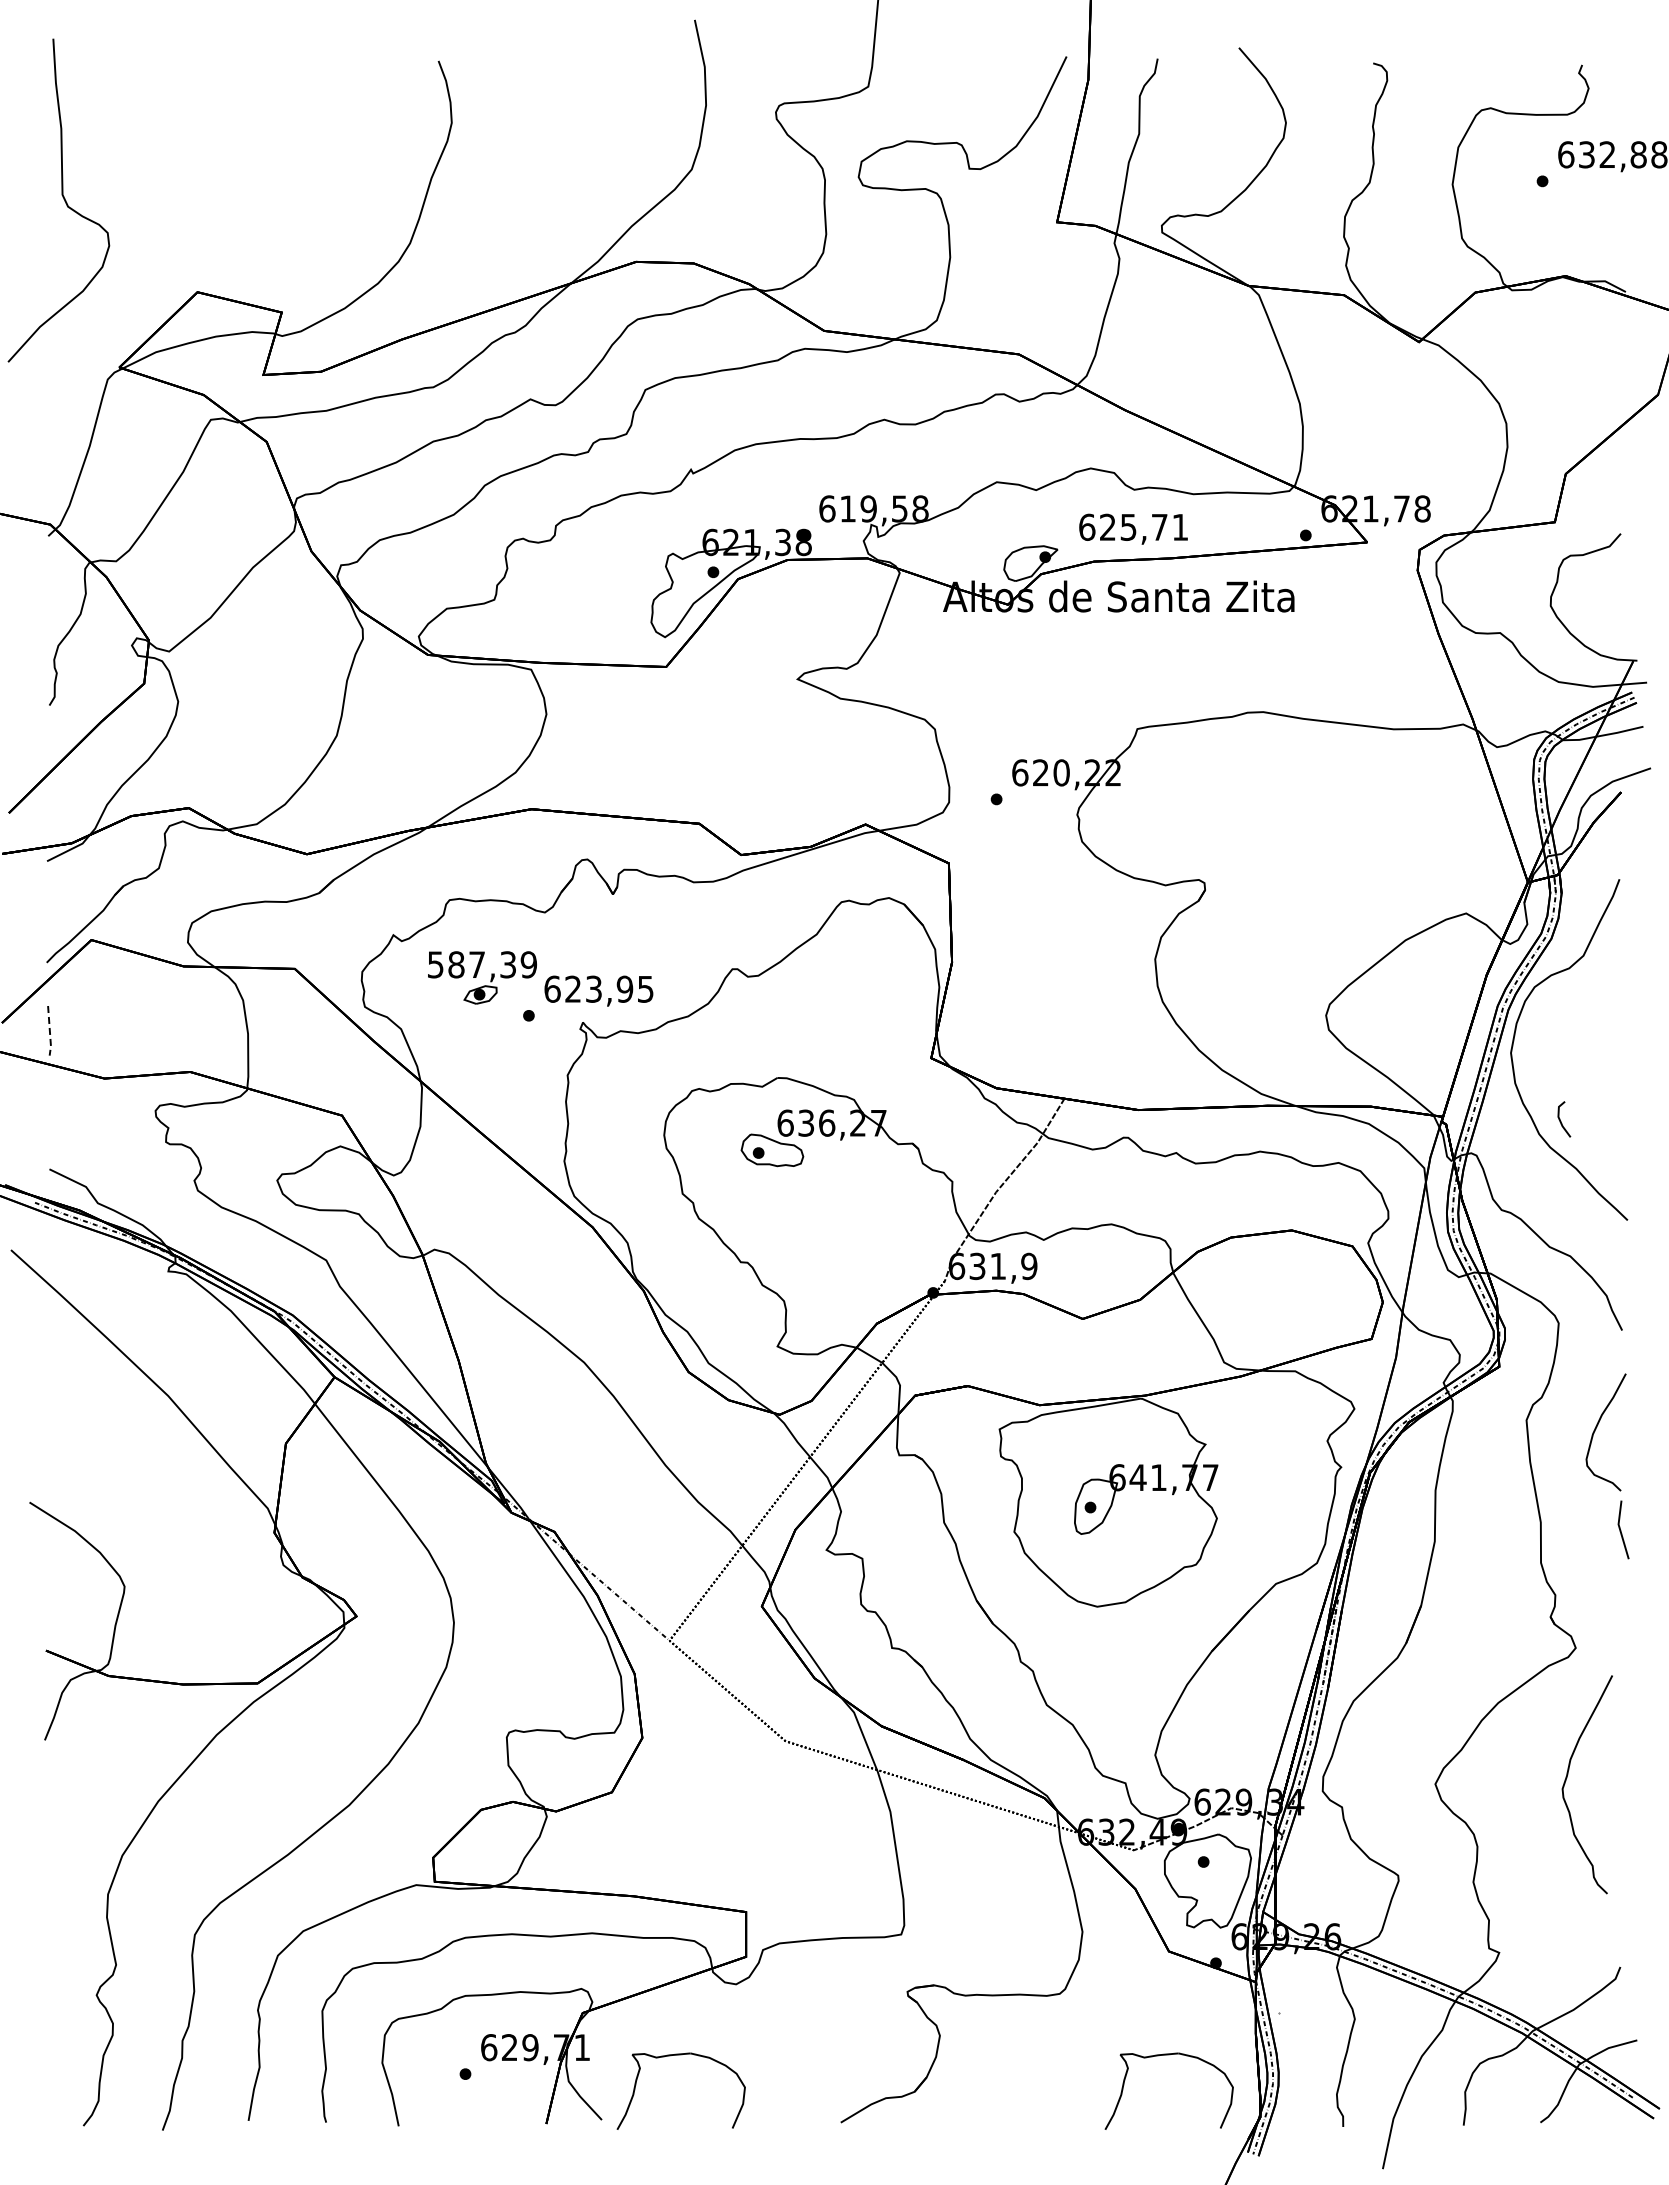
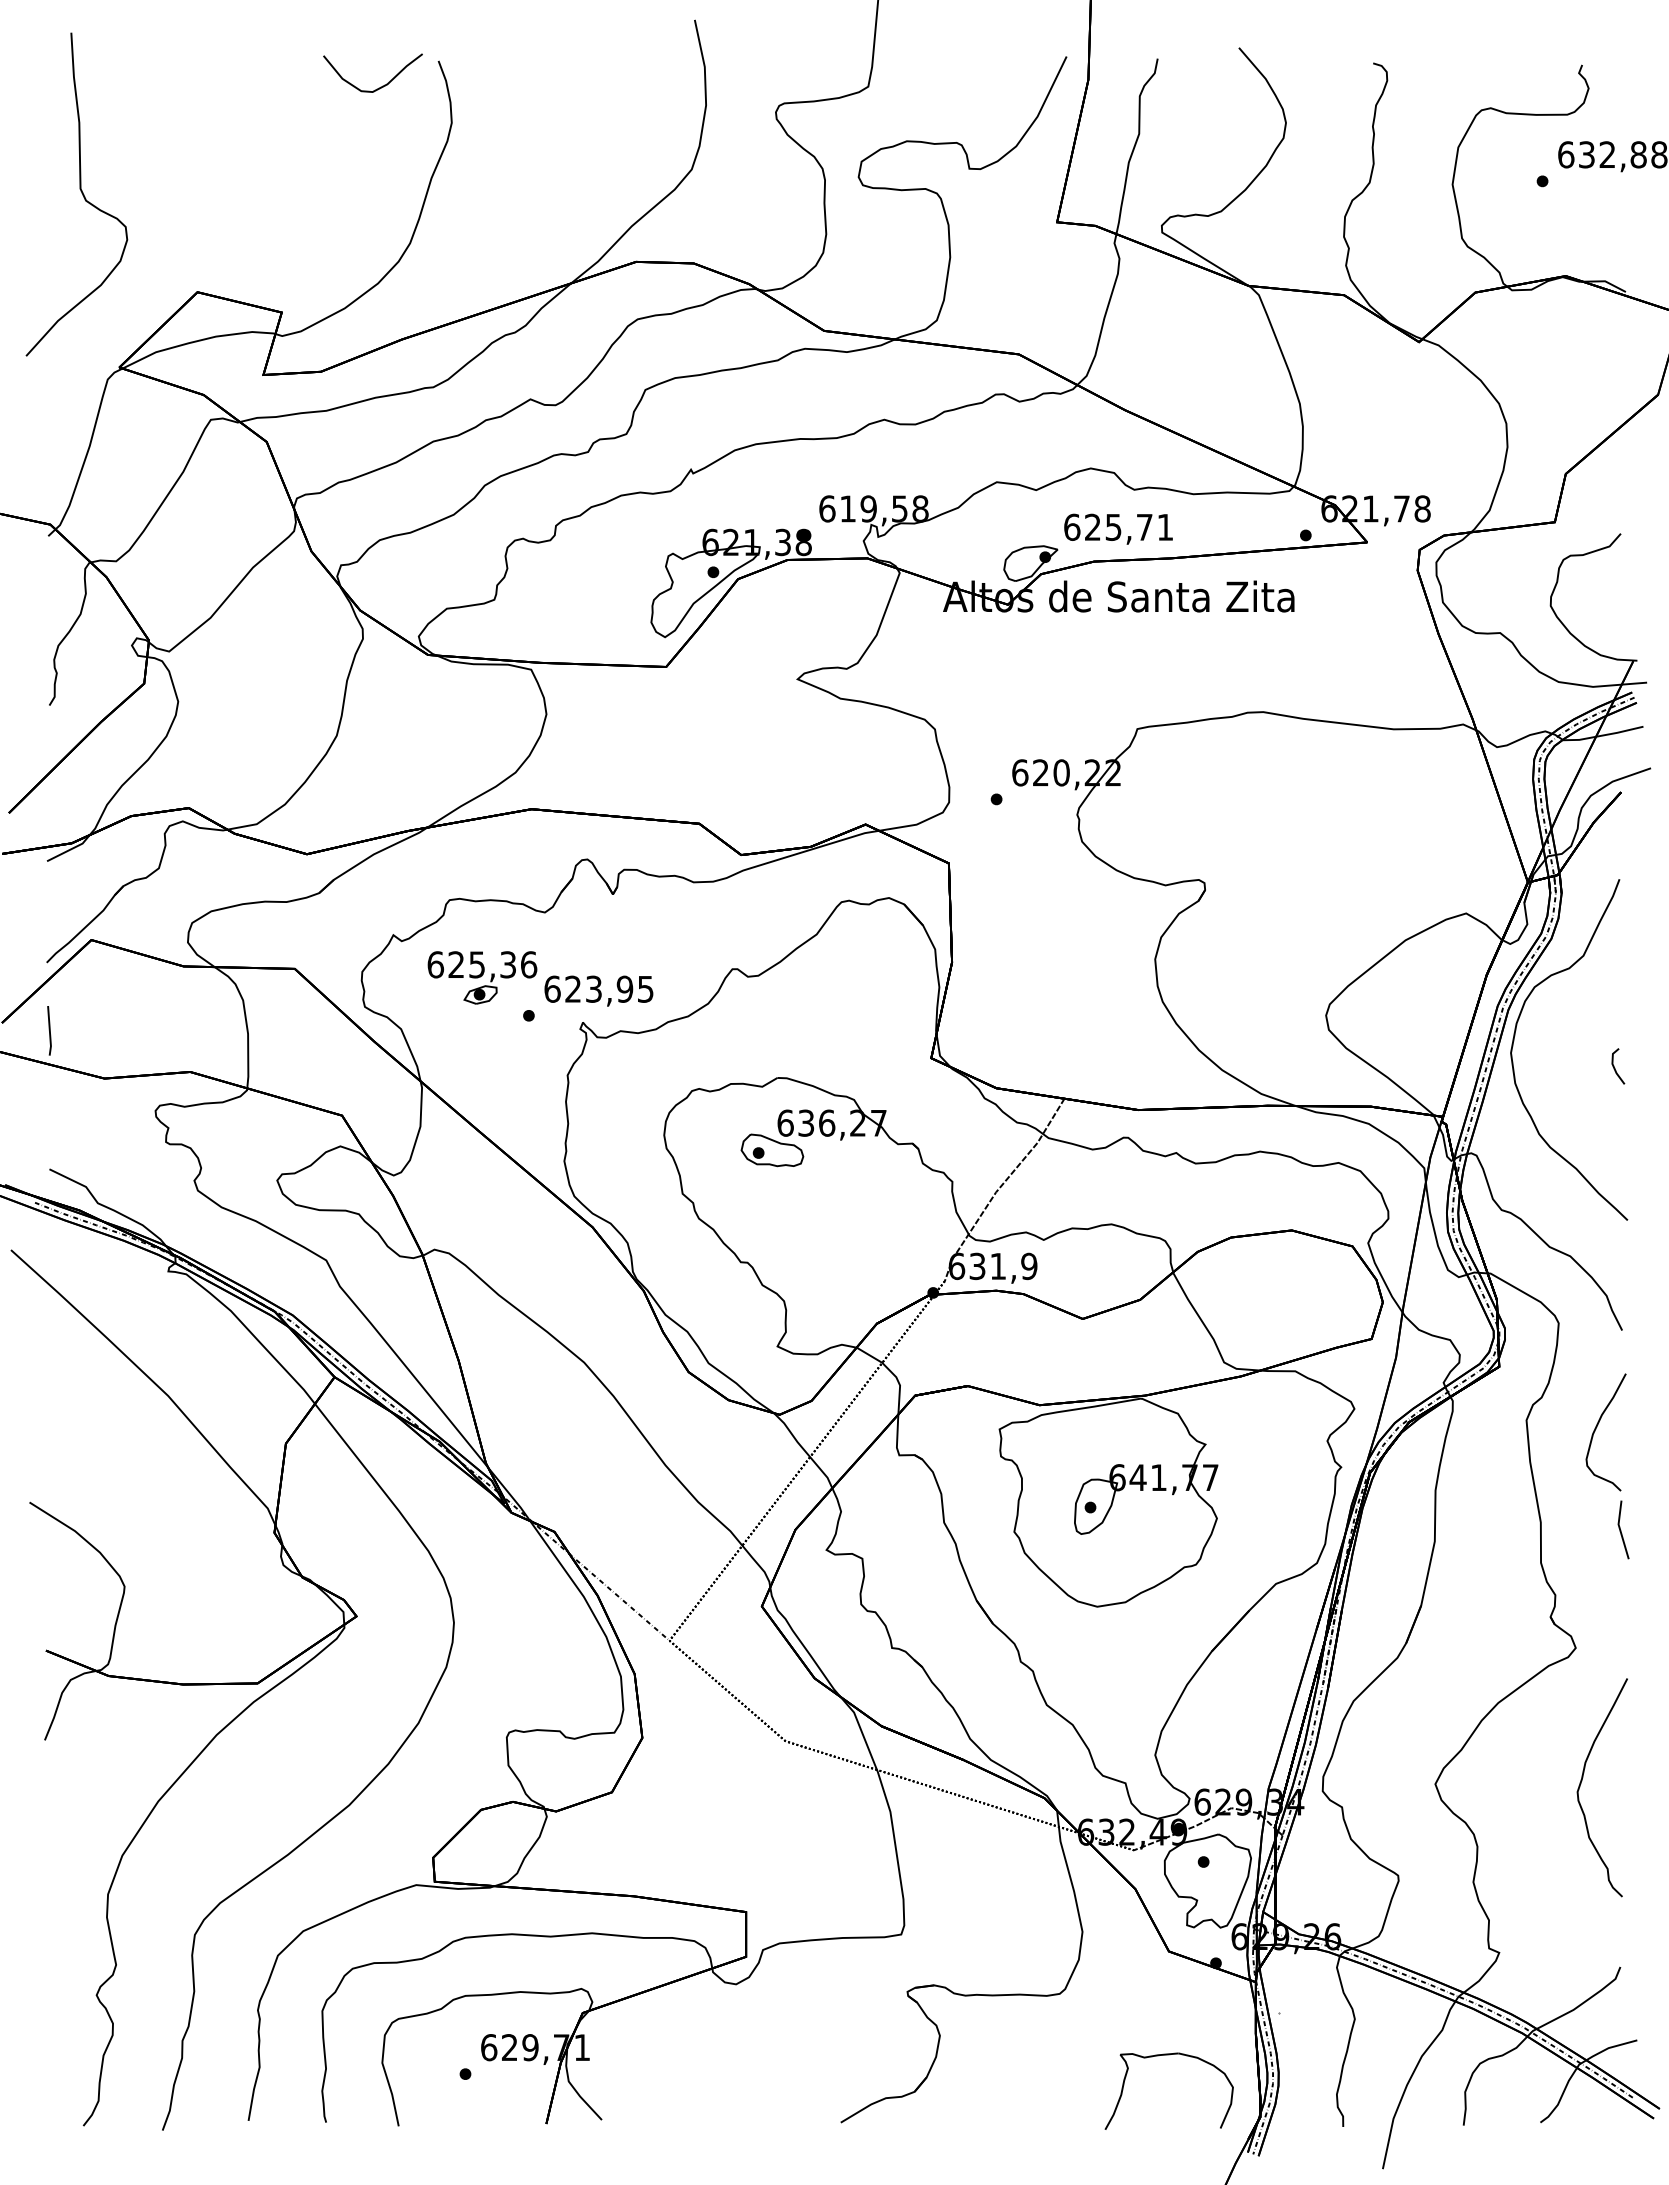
curve: none -> present (380, 86)
curve position: (62, 197) -> (80, 191) (80, 191)
text position: (1133, 528) -> (1118, 528) (1118, 528)
text: 587,39 -> 625,36 (482, 964)
line: dashed -> solid (49, 1031)
line position: (1561, 1121) -> (1615, 1068) (1615, 1068)
curve position: (1567, 1778) -> (1582, 1781) (1582, 1781)
part: present -> none (680, 2055)
